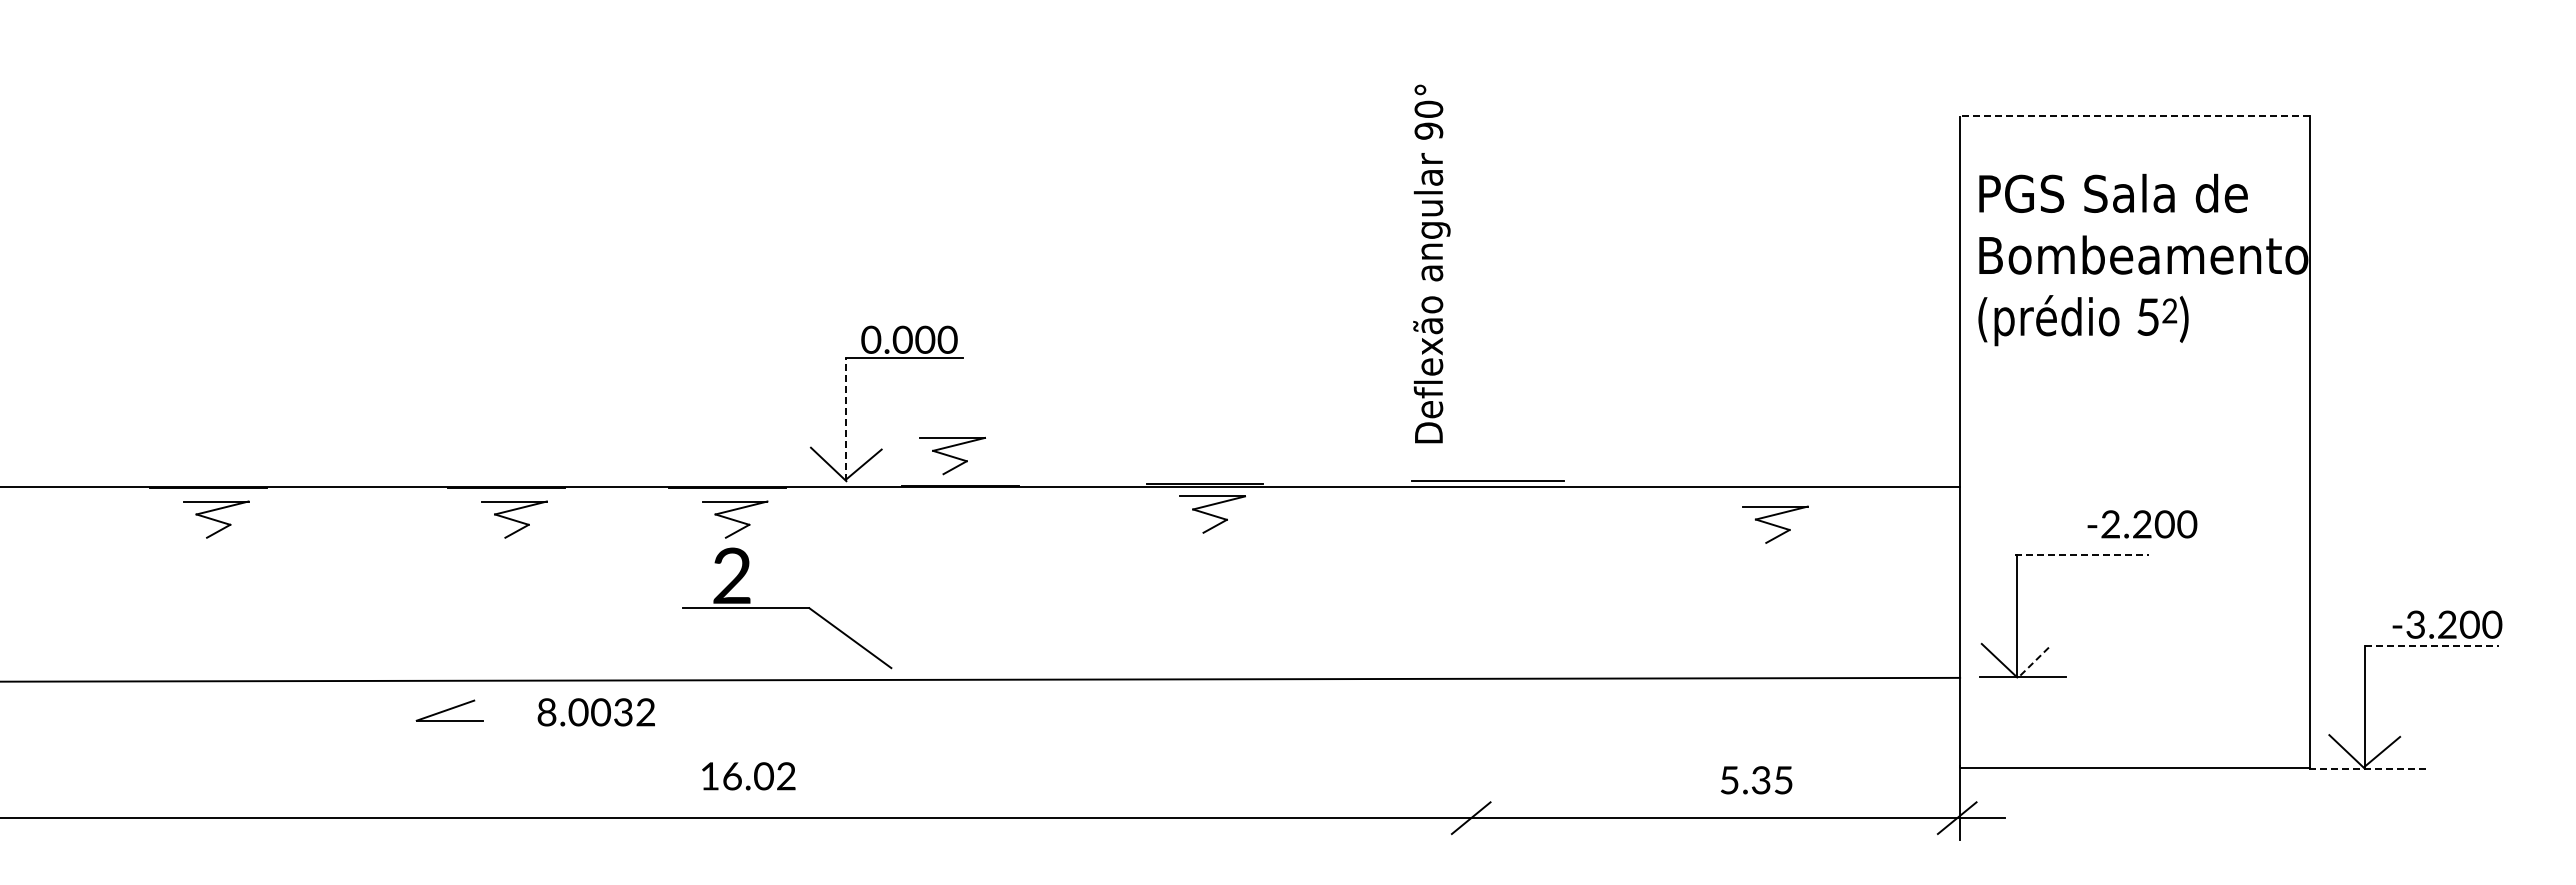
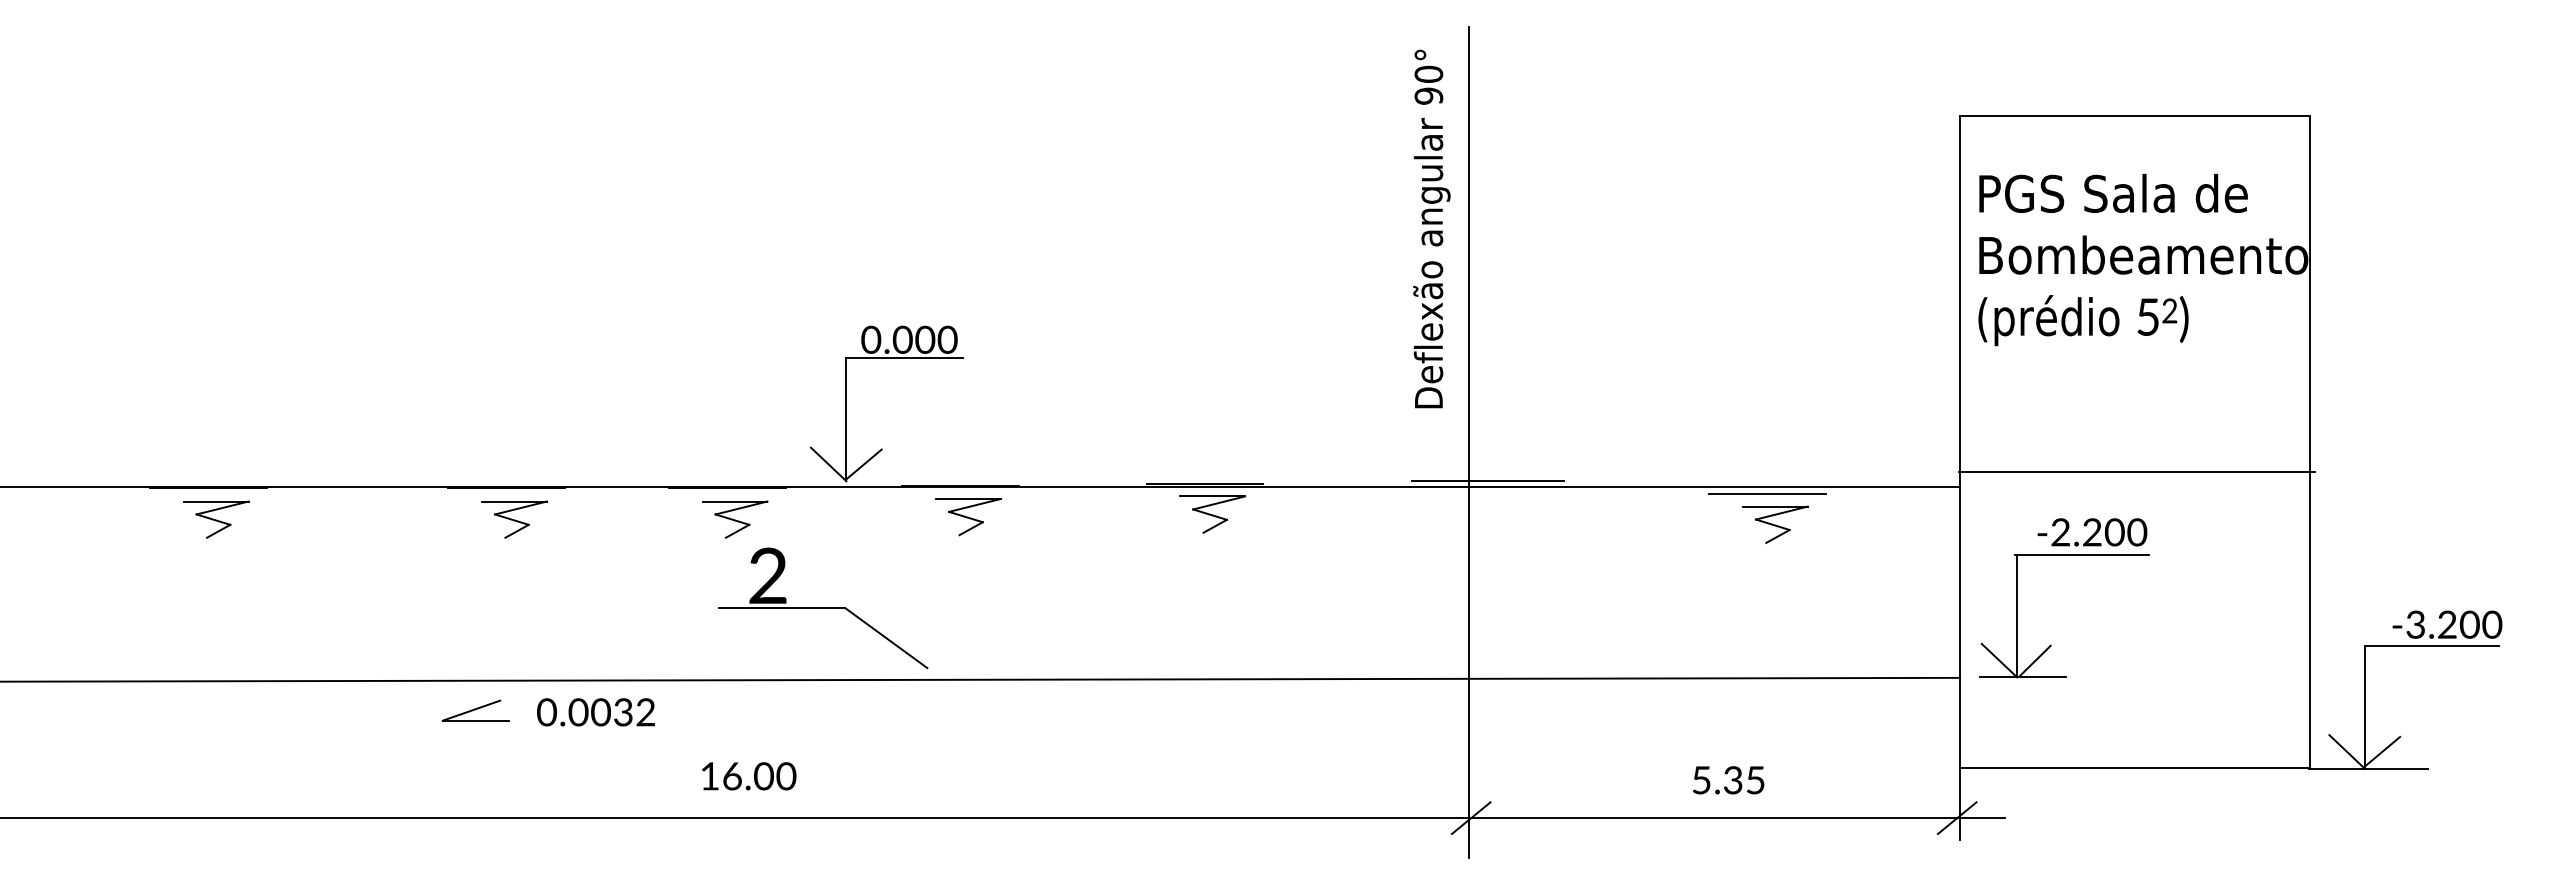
line: dashed -> solid (2134, 115)
text position: (1431, 263) -> (1431, 228) (1431, 228)
line: dashed -> solid (846, 419)
line: none -> present (1468, 442)
part position: (952, 456) -> (968, 517) (968, 517)
line: none -> present (2136, 471)
line: none -> present (1767, 493)
text position: (2142, 524) -> (2092, 532) (2092, 532)
line: dashed -> solid (2082, 554)
part position: (787, 608) -> (823, 608) (823, 608)
line: dashed -> solid (2432, 645)
line: dashed -> solid (2035, 660)
part position: (449, 710) -> (475, 710) (475, 710)
text: 8.0032 -> 0.0032 (546, 712)
line: dashed -> solid (2369, 768)
text: 16.02 -> 16.00 (786, 776)
text position: (1756, 780) -> (1728, 780) (1728, 780)
